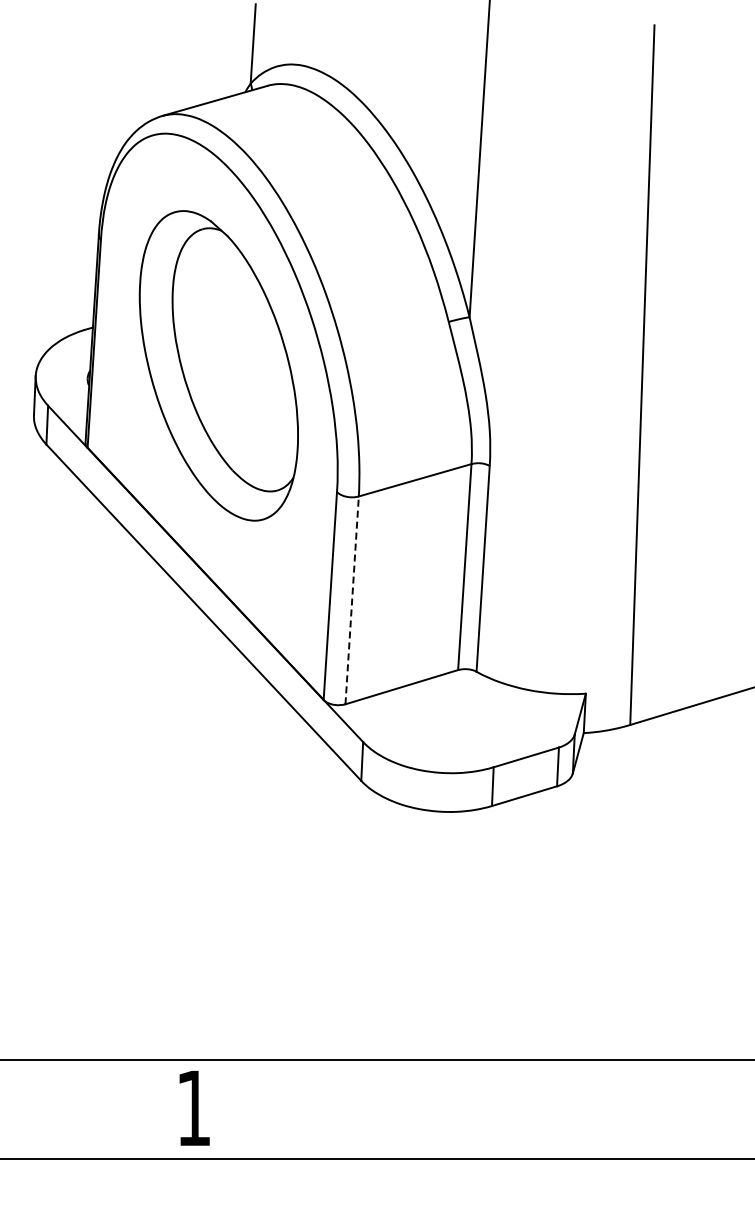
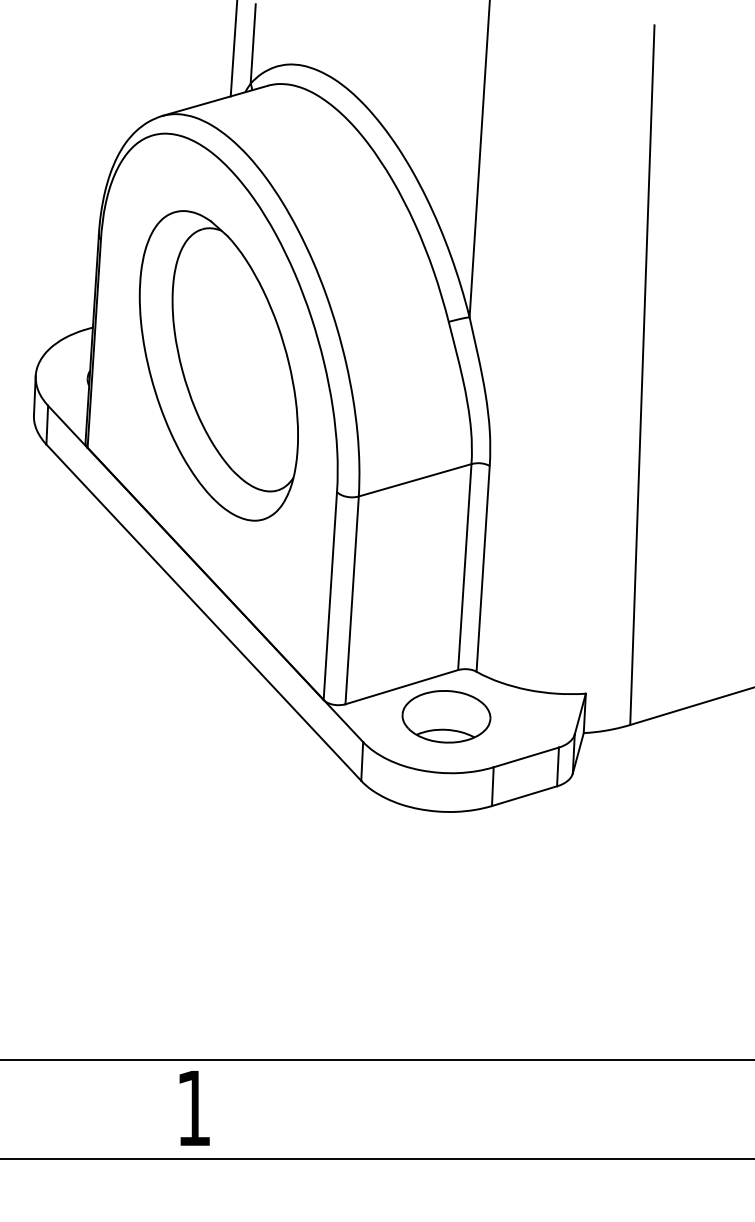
line: none -> present (233, 49)
line: dashed -> solid (352, 599)
part: none -> present (446, 716)
